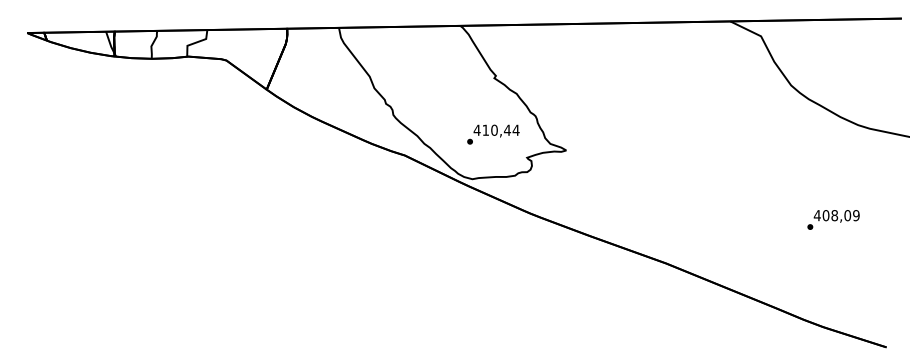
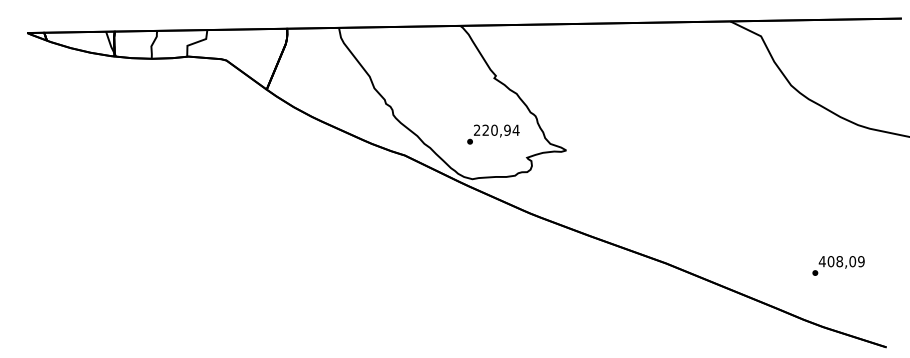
text: 410,44 -> 220,94 (492, 129)
text position: (833, 219) -> (838, 265) (838, 265)
